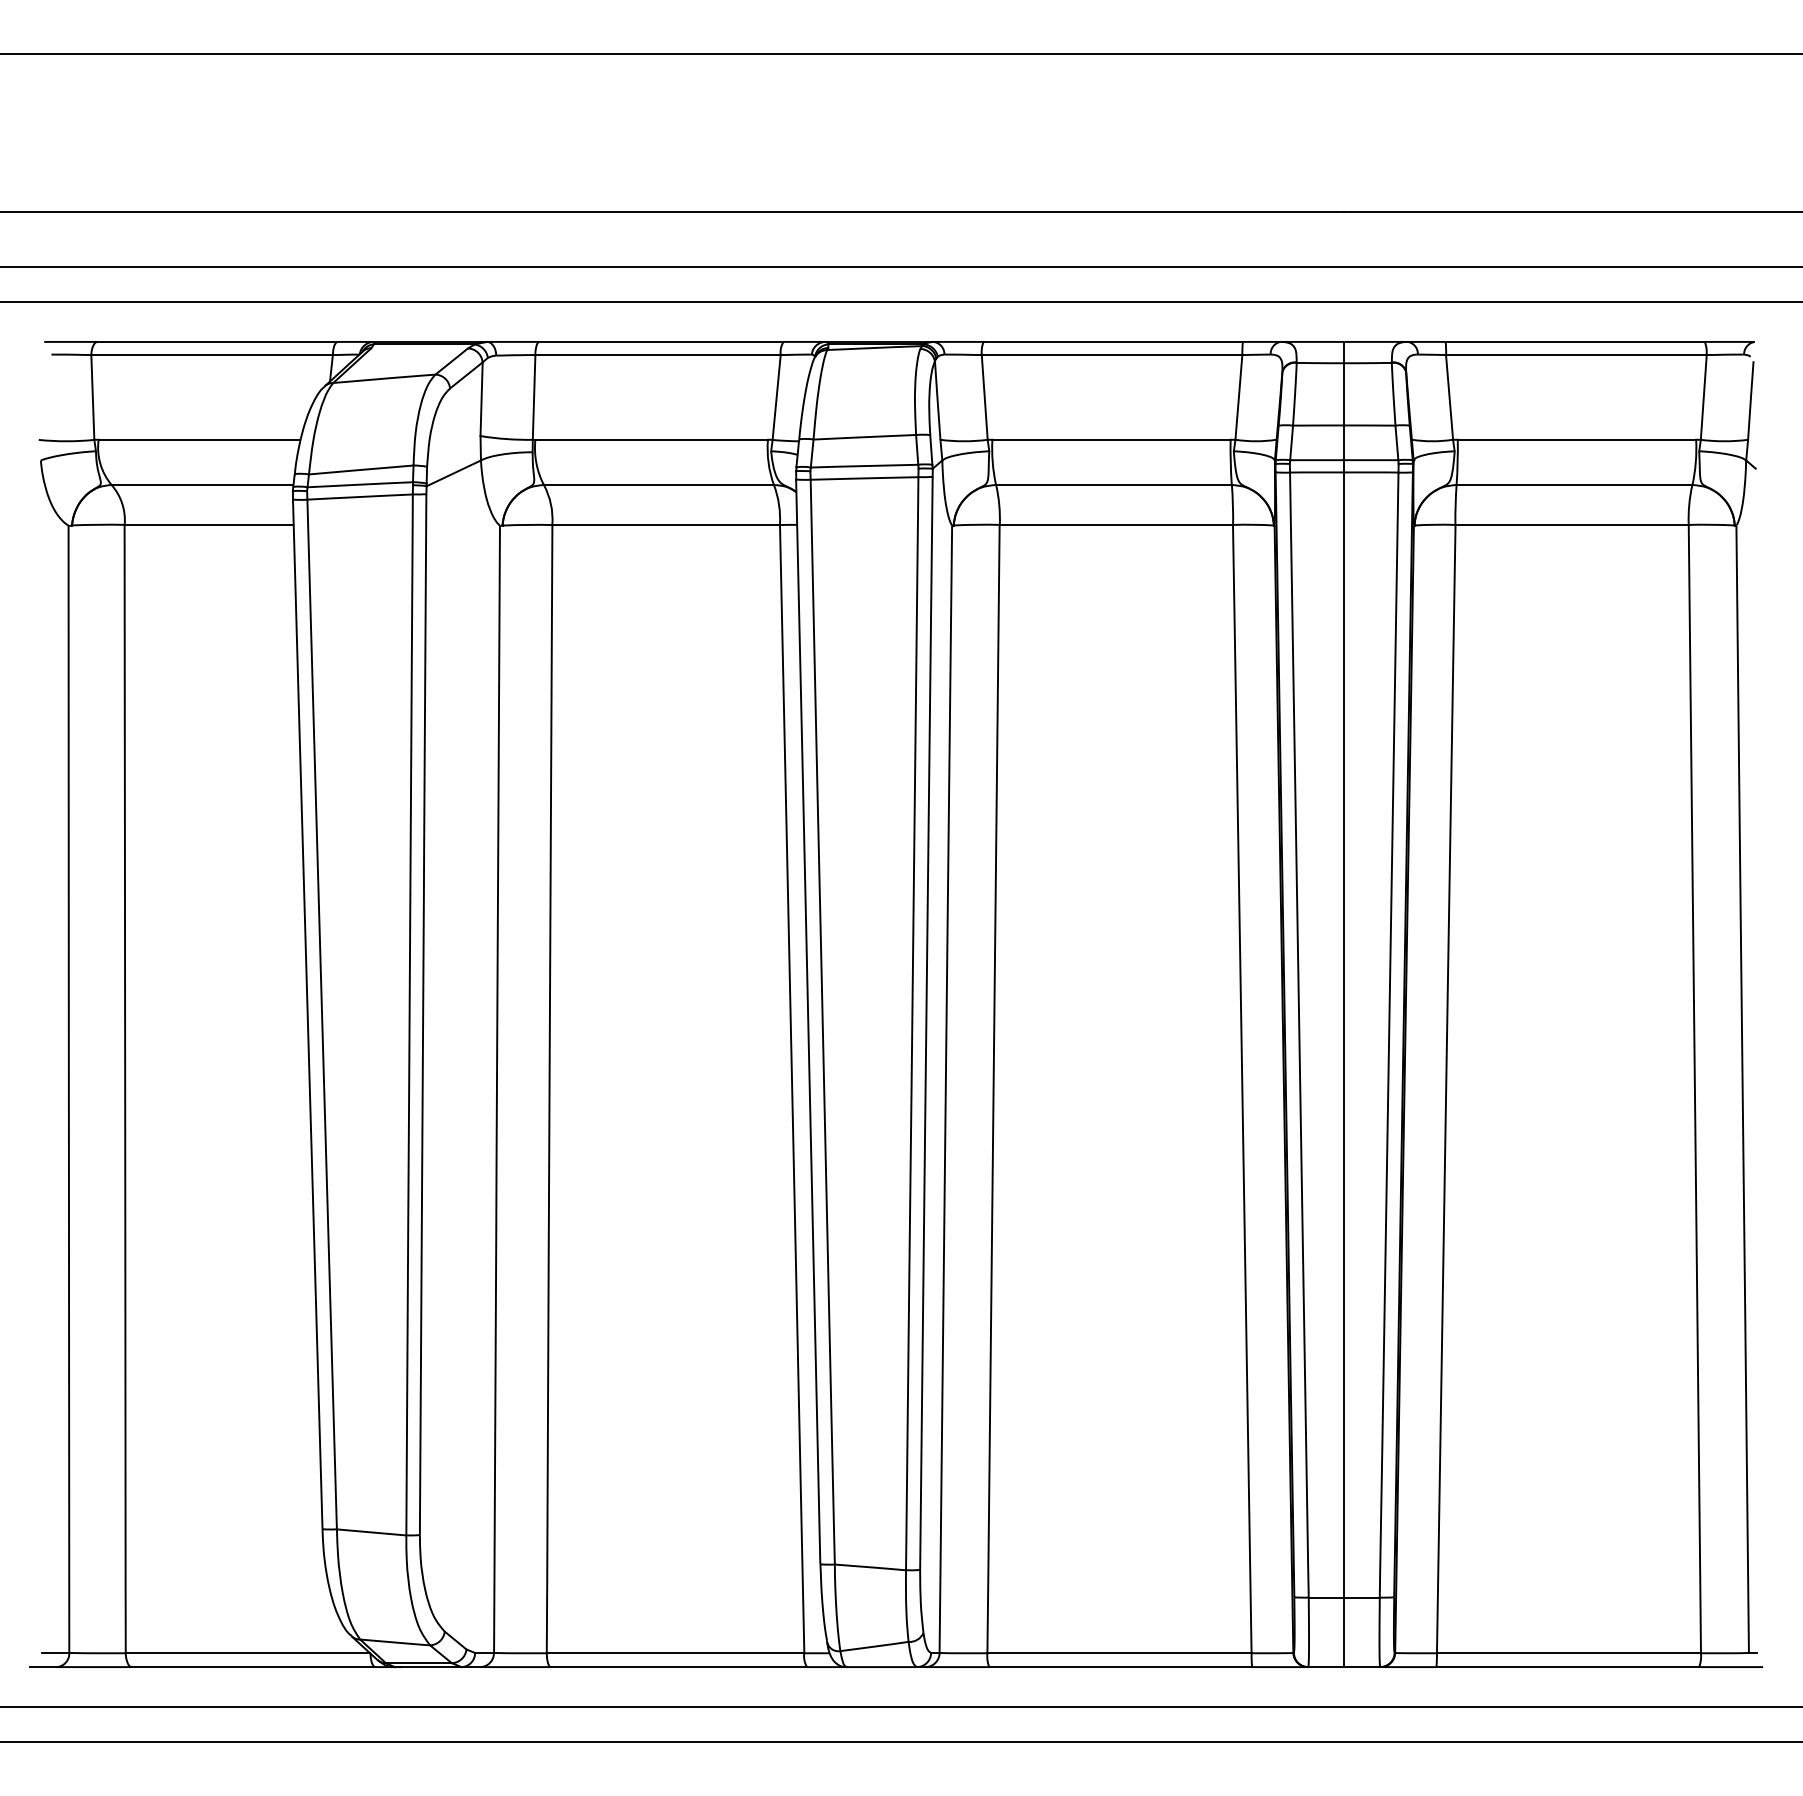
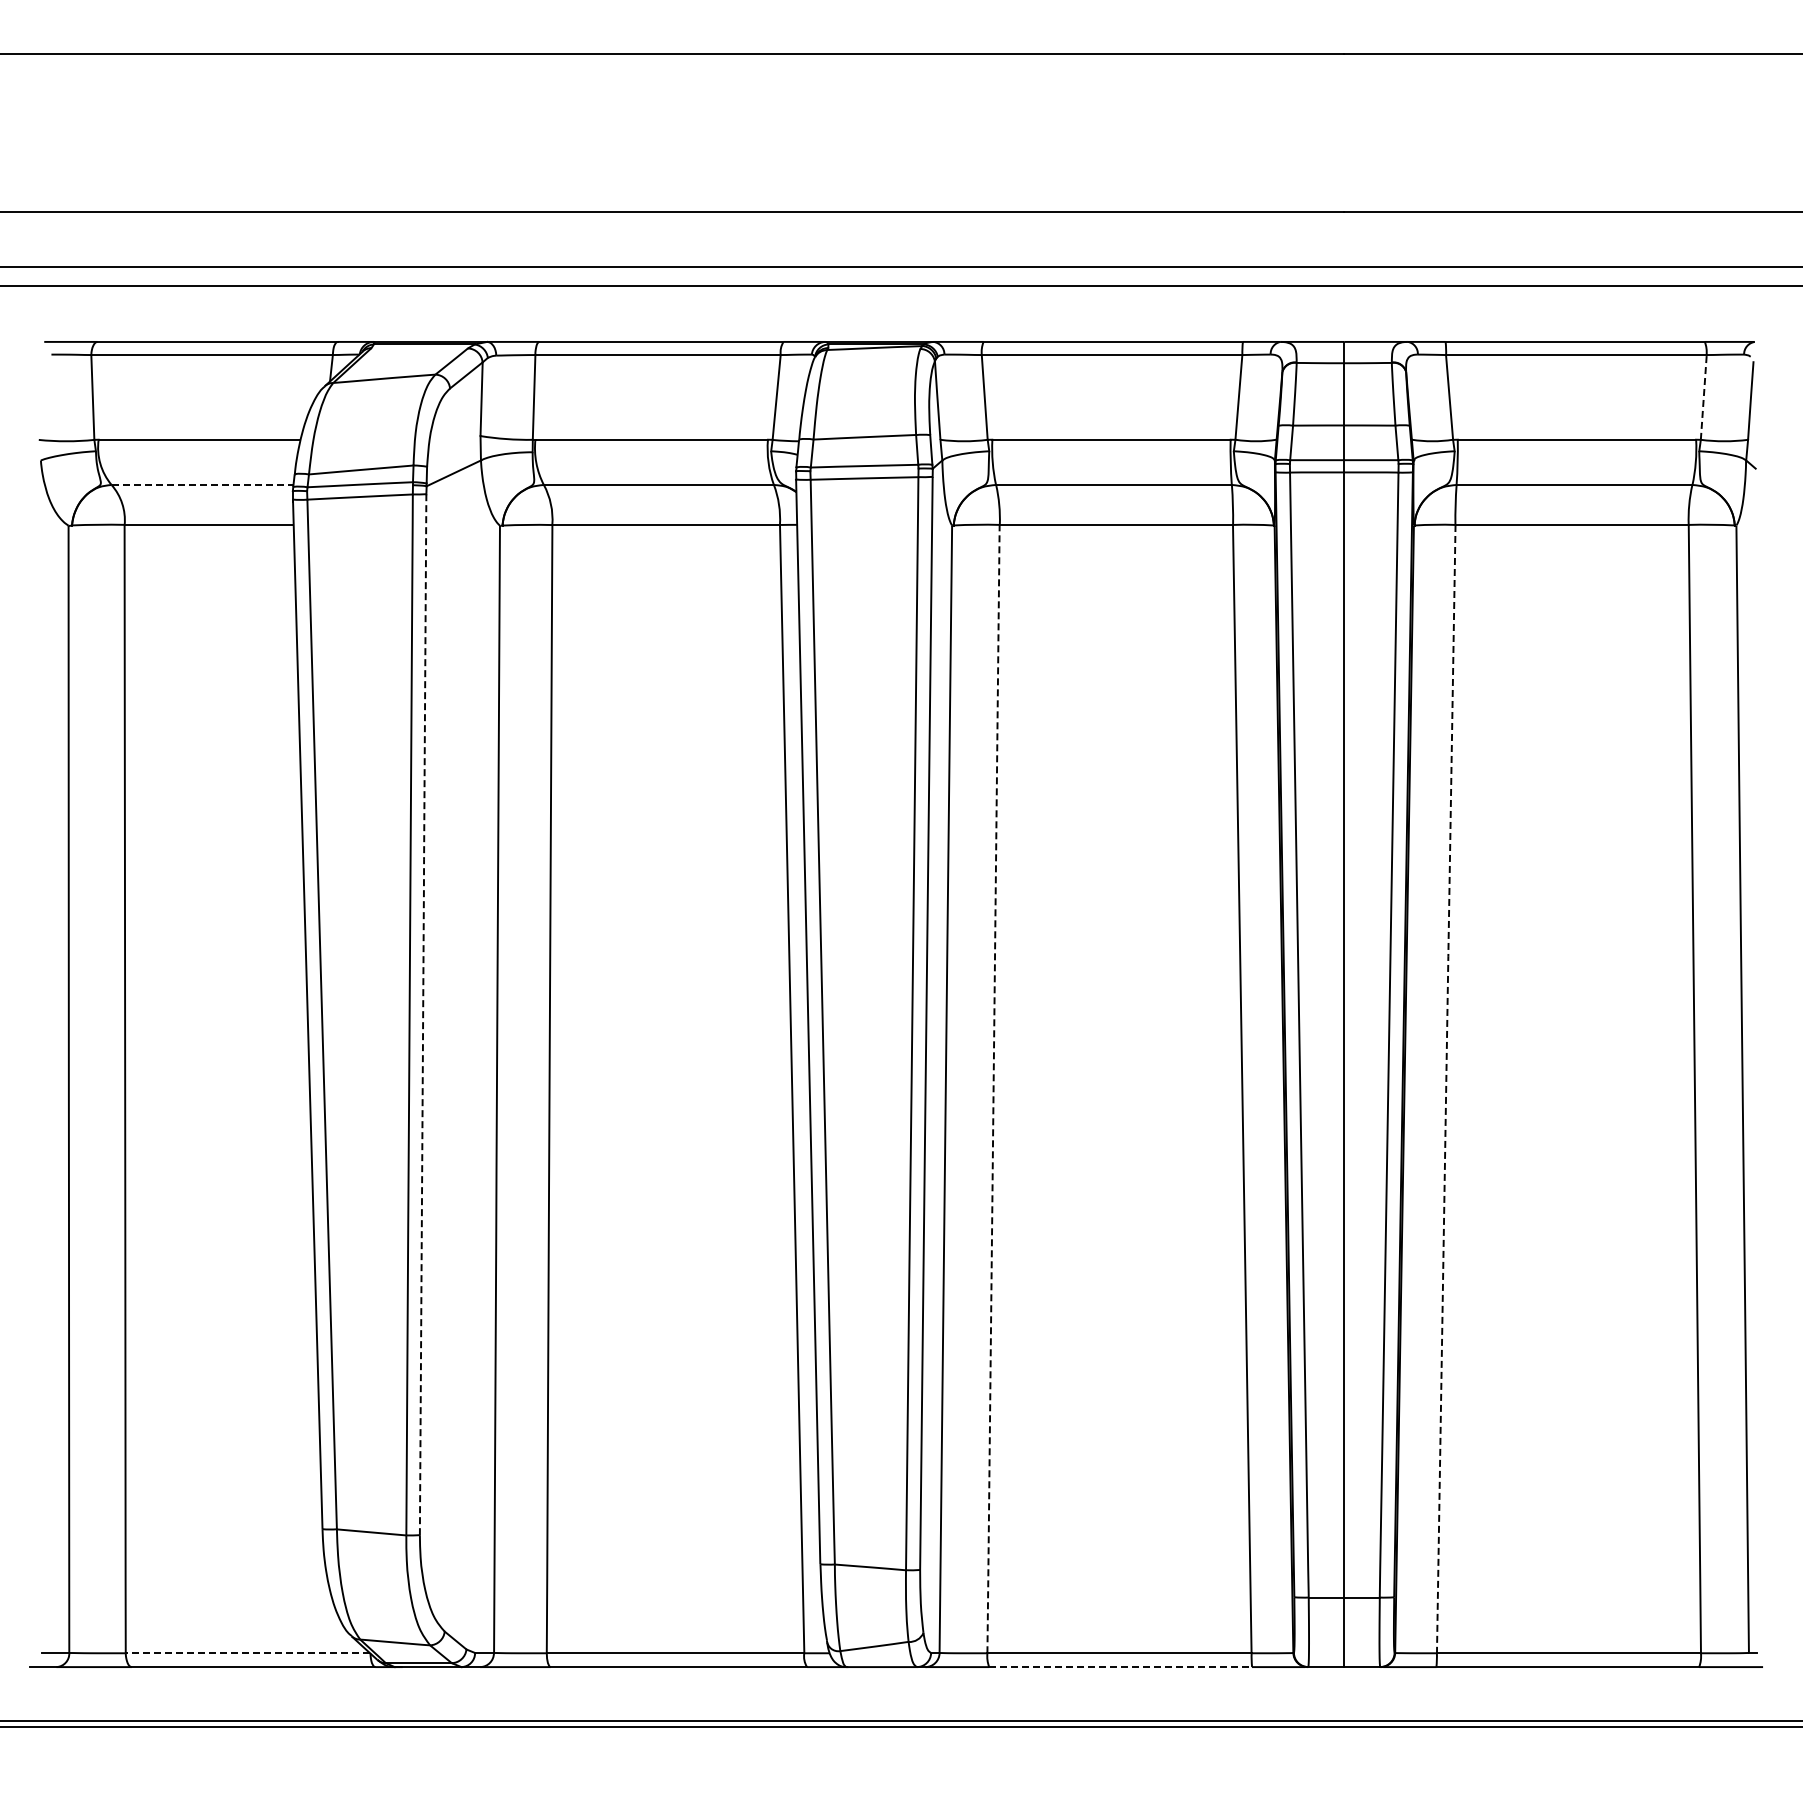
line position: (900, 301) -> (900, 285) (900, 285)
line: solid -> dashed (1703, 397)
line: solid -> dashed (202, 484)
line: solid -> dashed (423, 1012)
line: solid -> dashed (1446, 1087)
line: solid -> dashed (993, 1090)
line: solid -> dashed (247, 1653)
line: solid -> dashed (1121, 1667)
line position: (900, 1707) -> (900, 1727) (900, 1727)
line position: (900, 1742) -> (900, 1721) (900, 1721)
